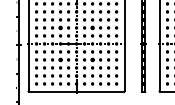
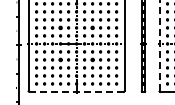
line: solid -> dashed (159, 45)
line: solid -> dashed (77, 91)
